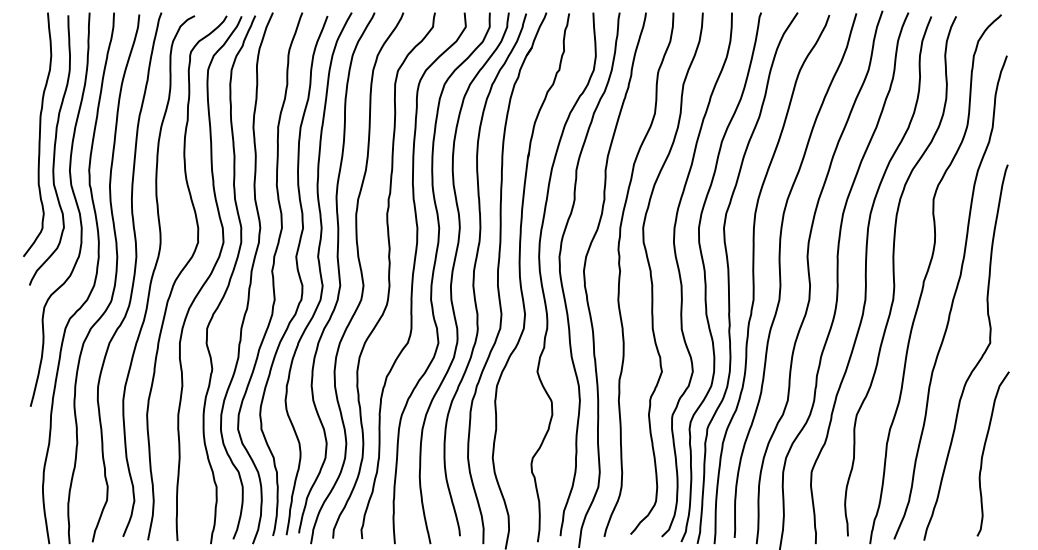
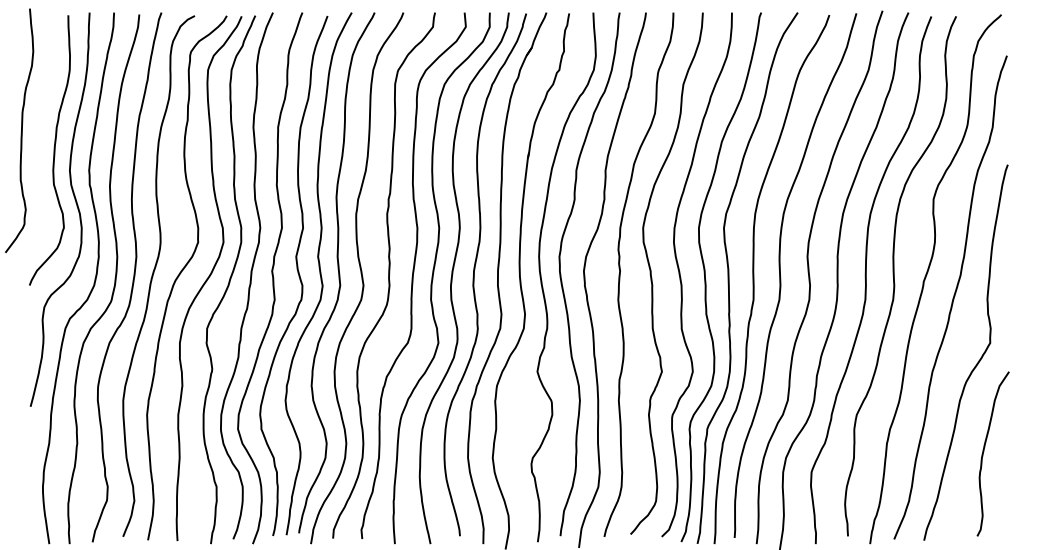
curve position: (39, 134) -> (21, 130) (21, 130)
